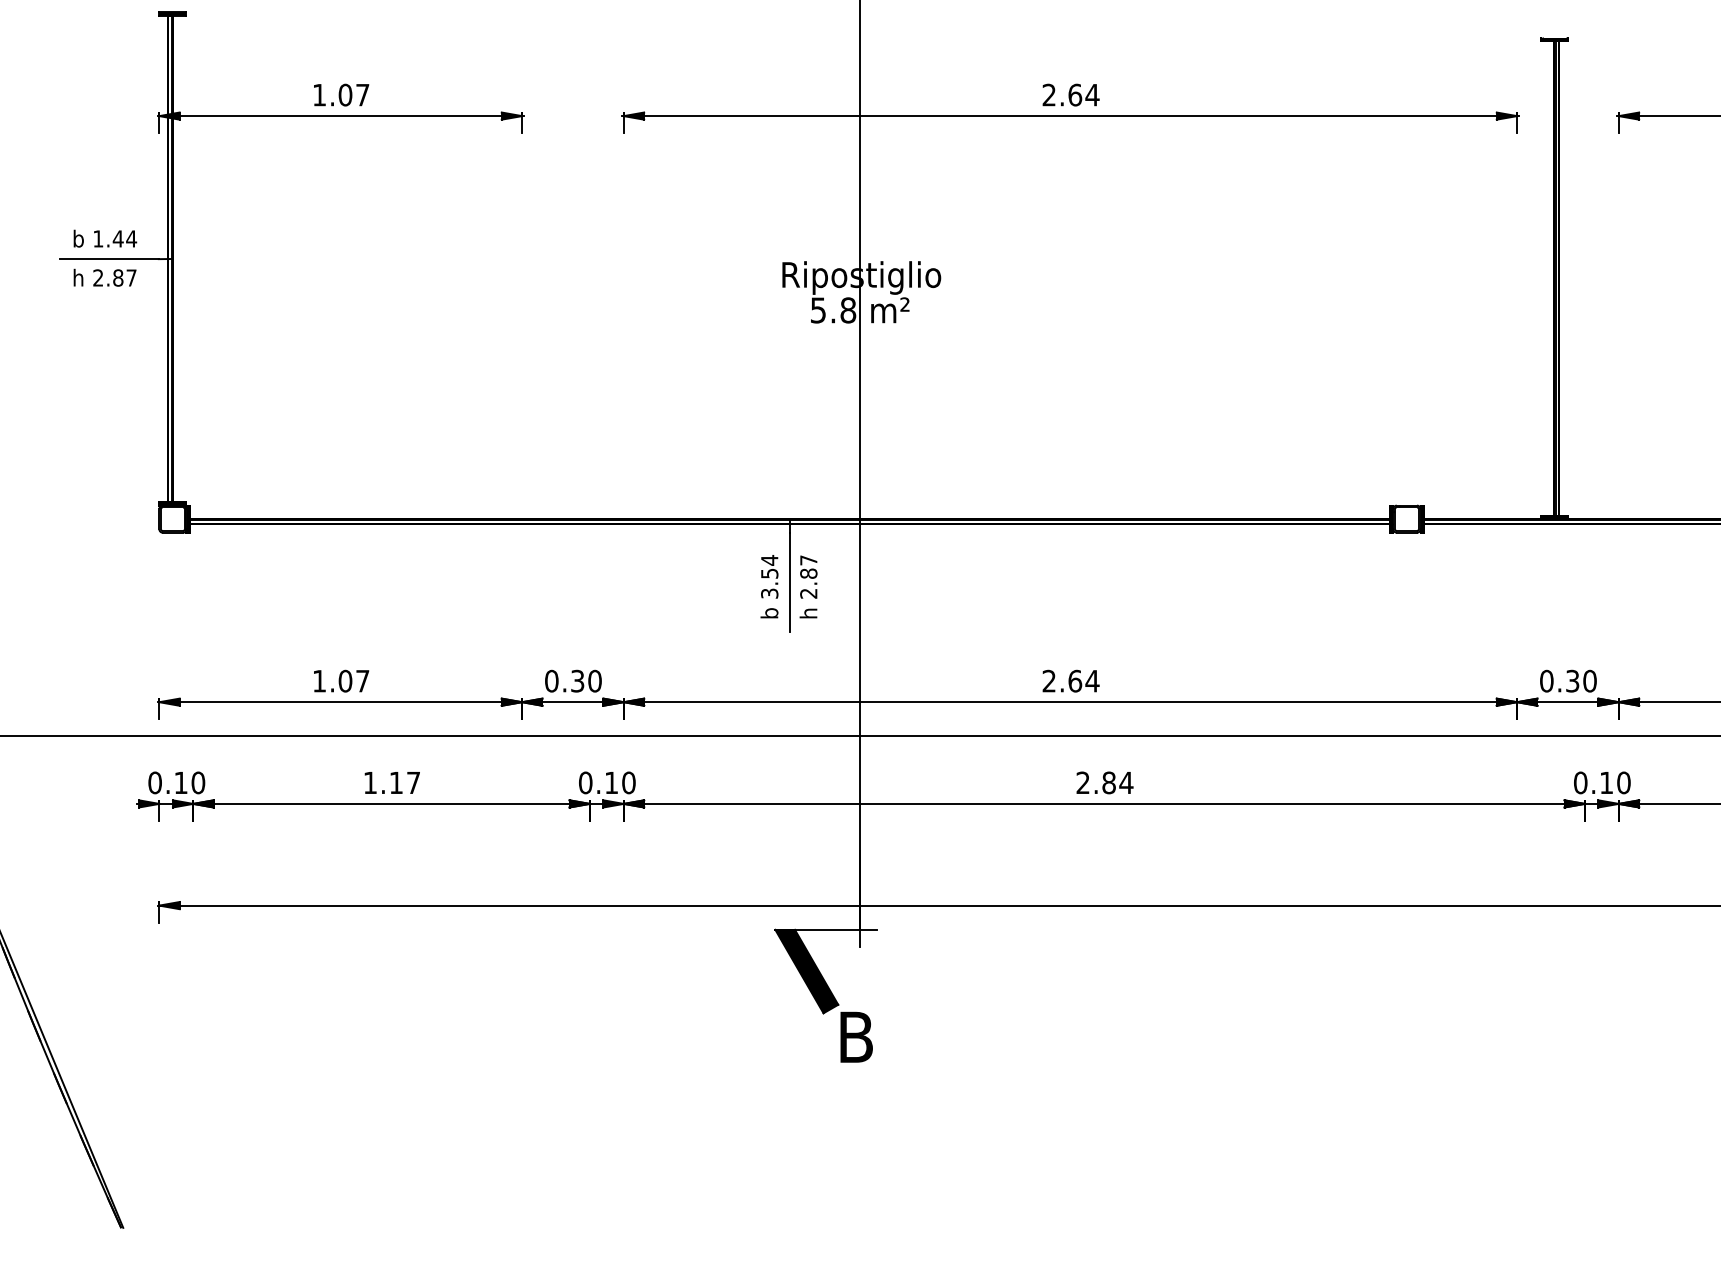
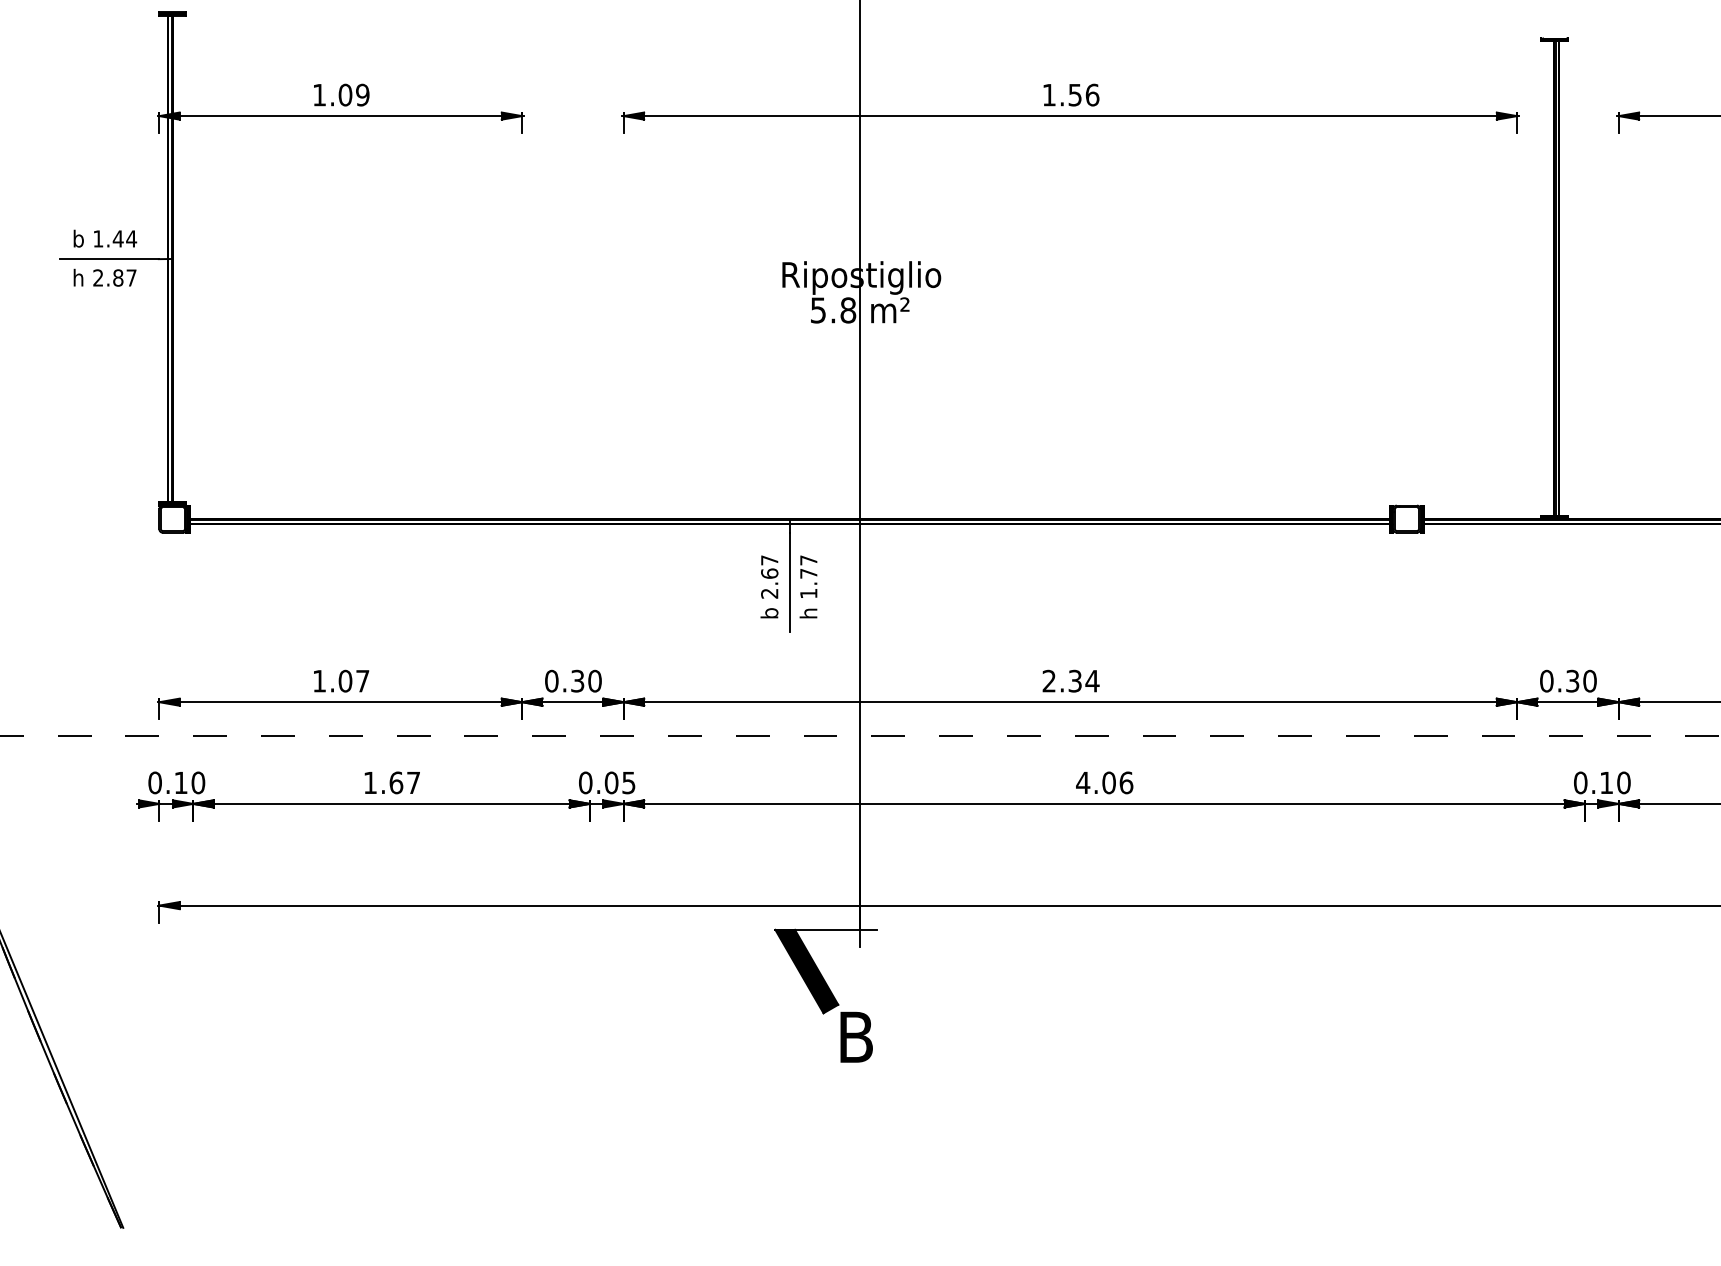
text: 1.07 -> 1.09 (362, 94)
text: 2.64 -> 1.56 (1070, 94)
text: 3.54 -> 2.67 (769, 576)
text: 2.87 -> 1.77 (808, 583)
text: 2.64 -> 2.34 (1075, 680)
line: solid -> dashed (861, 736)
text: 1.17 -> 1.67 (396, 782)
text: 0.10 -> 0.05 (619, 782)
text: 2.84 -> 4.06 (1104, 782)
